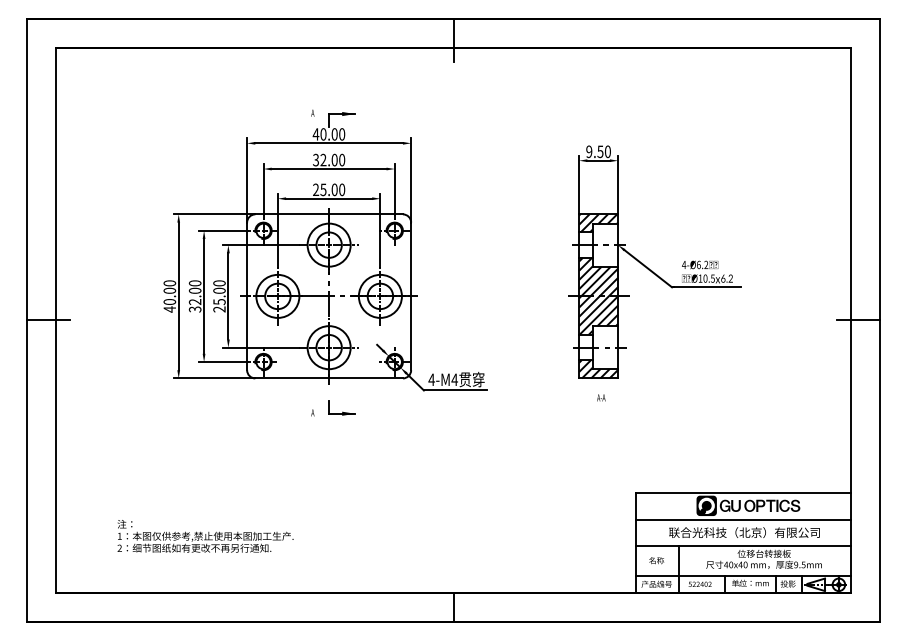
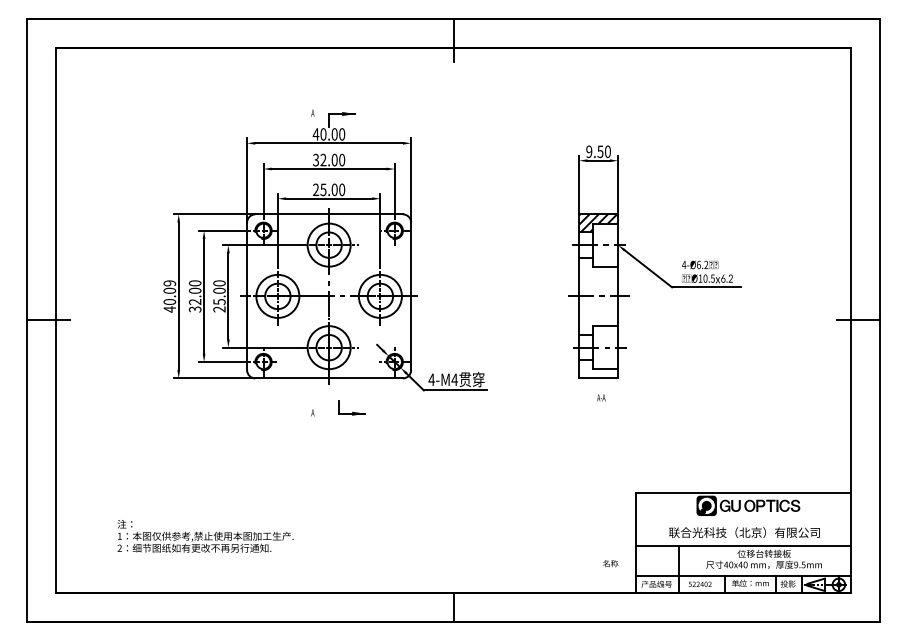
text: 40.00 -> 40.09 (169, 283)
hatch: present -> none (598, 295)
hatch: present -> none (598, 369)
part position: (341, 407) -> (351, 407) (351, 407)
line: present -> none (743, 519)
text position: (656, 560) -> (610, 563) (610, 563)
